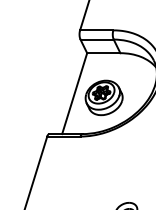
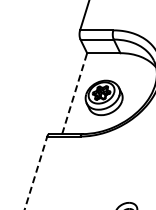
line: solid -> dashed (74, 93)
line: solid -> dashed (36, 172)
